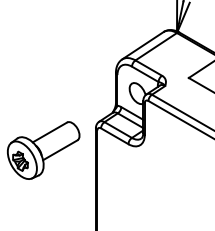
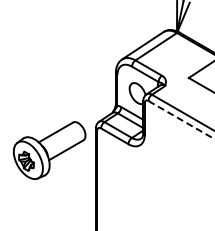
line: solid -> dashed (181, 119)
part position: (43, 150) -> (49, 150) (49, 150)
